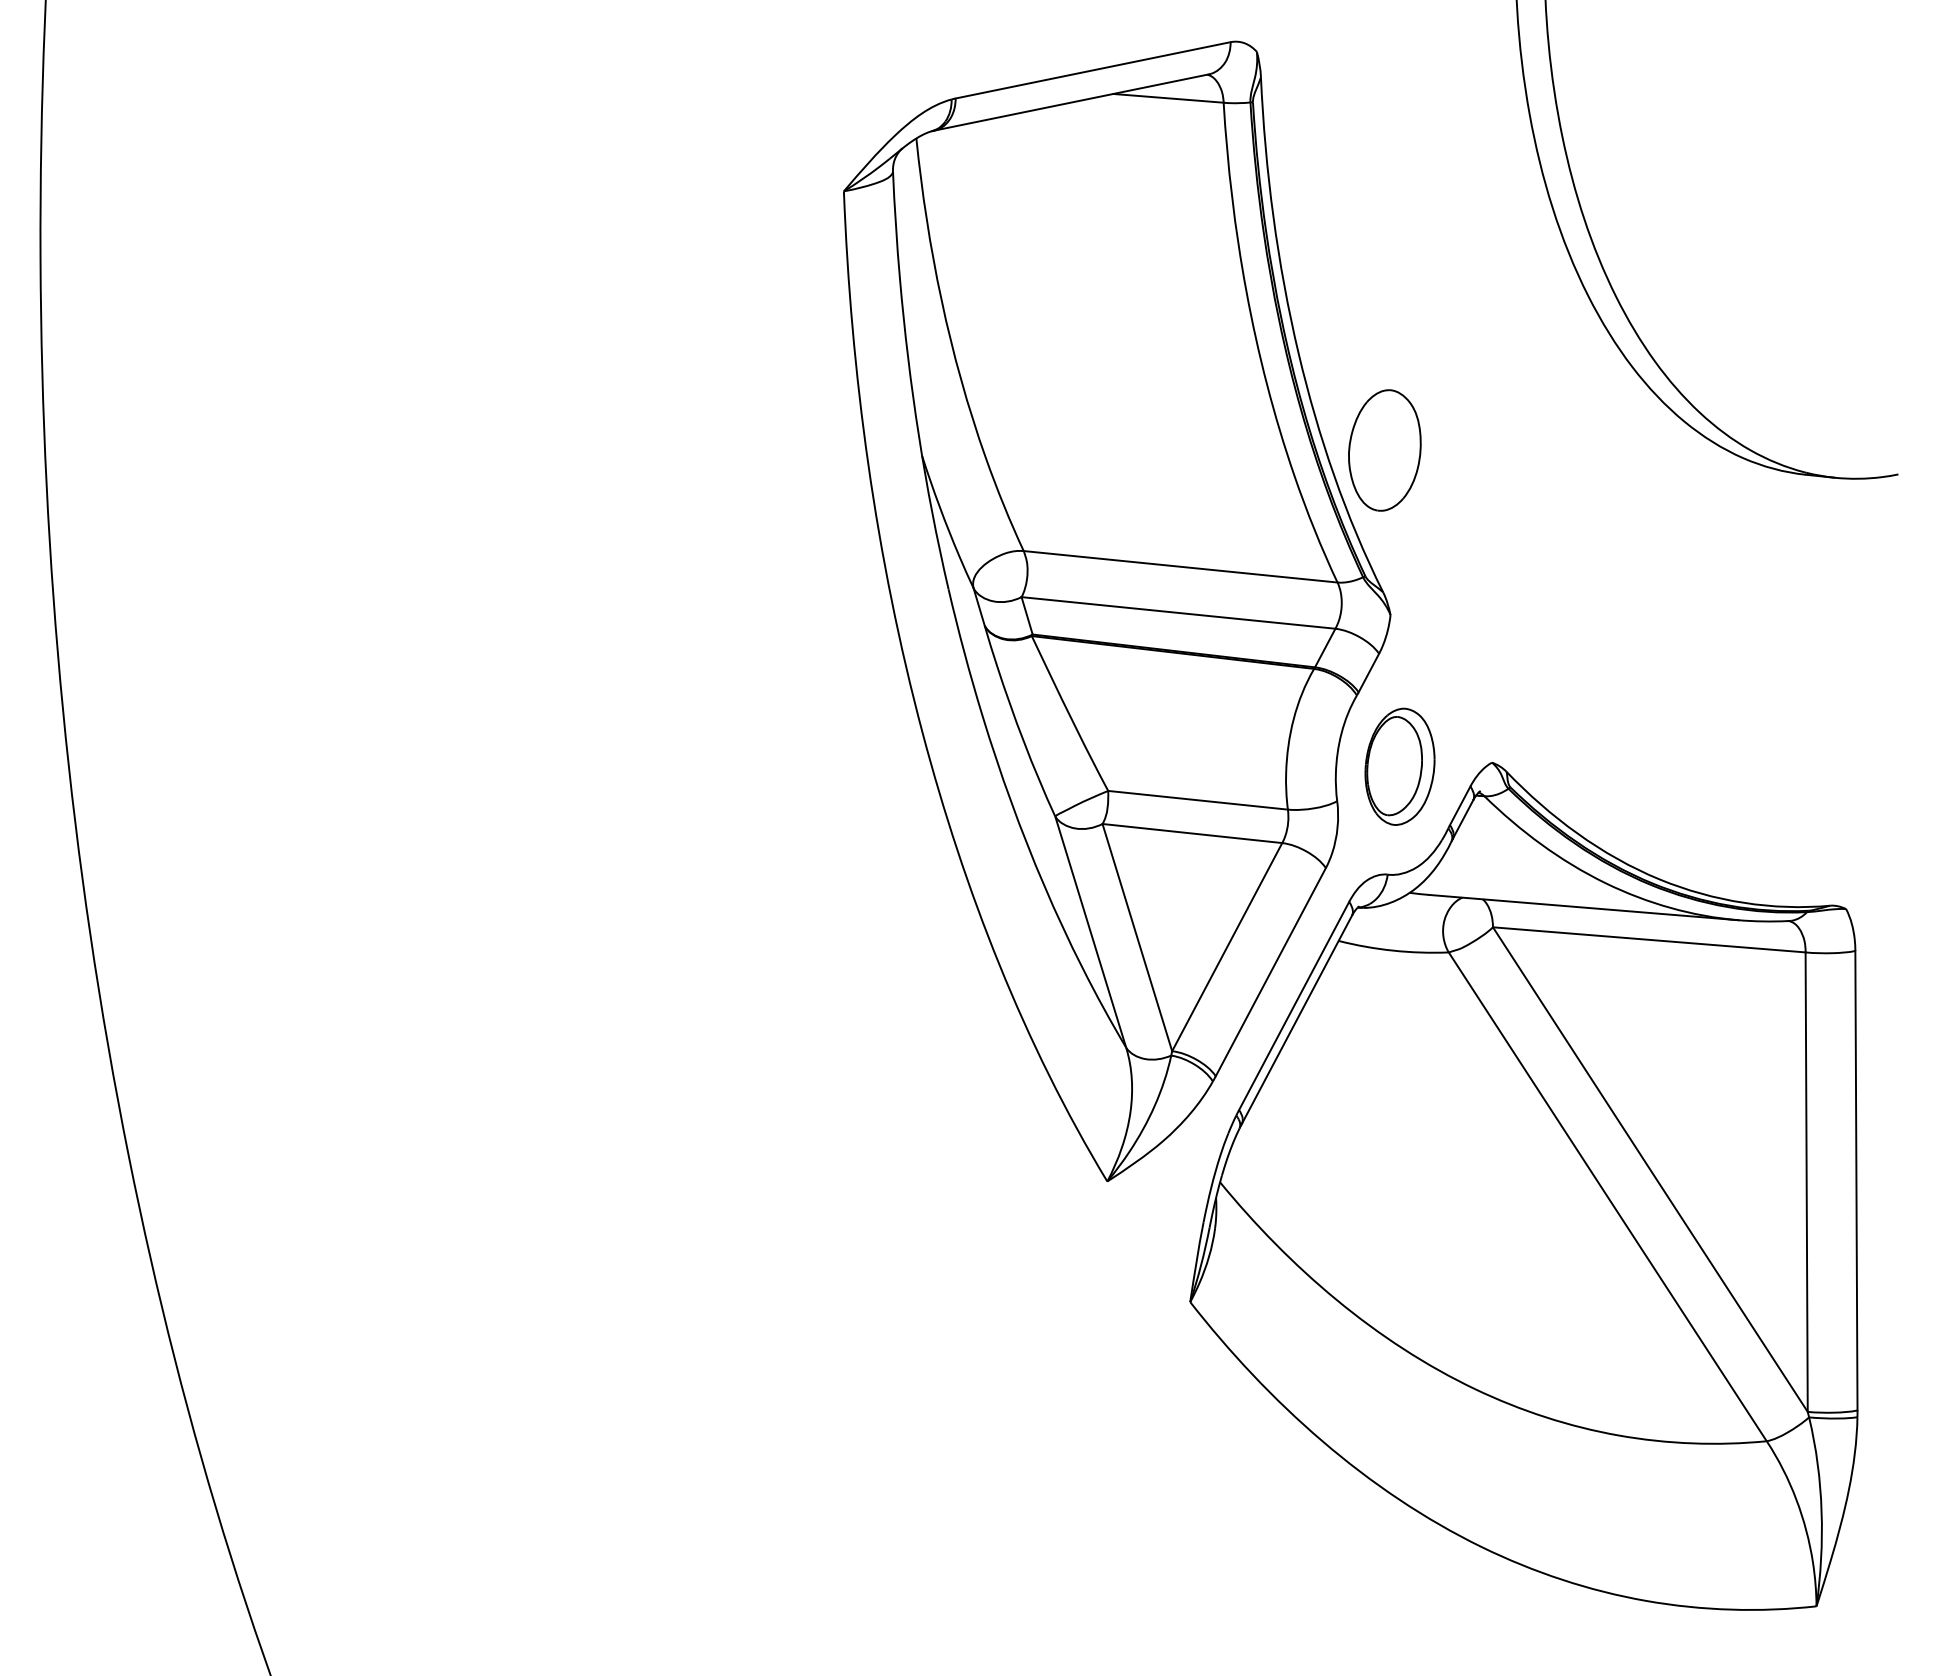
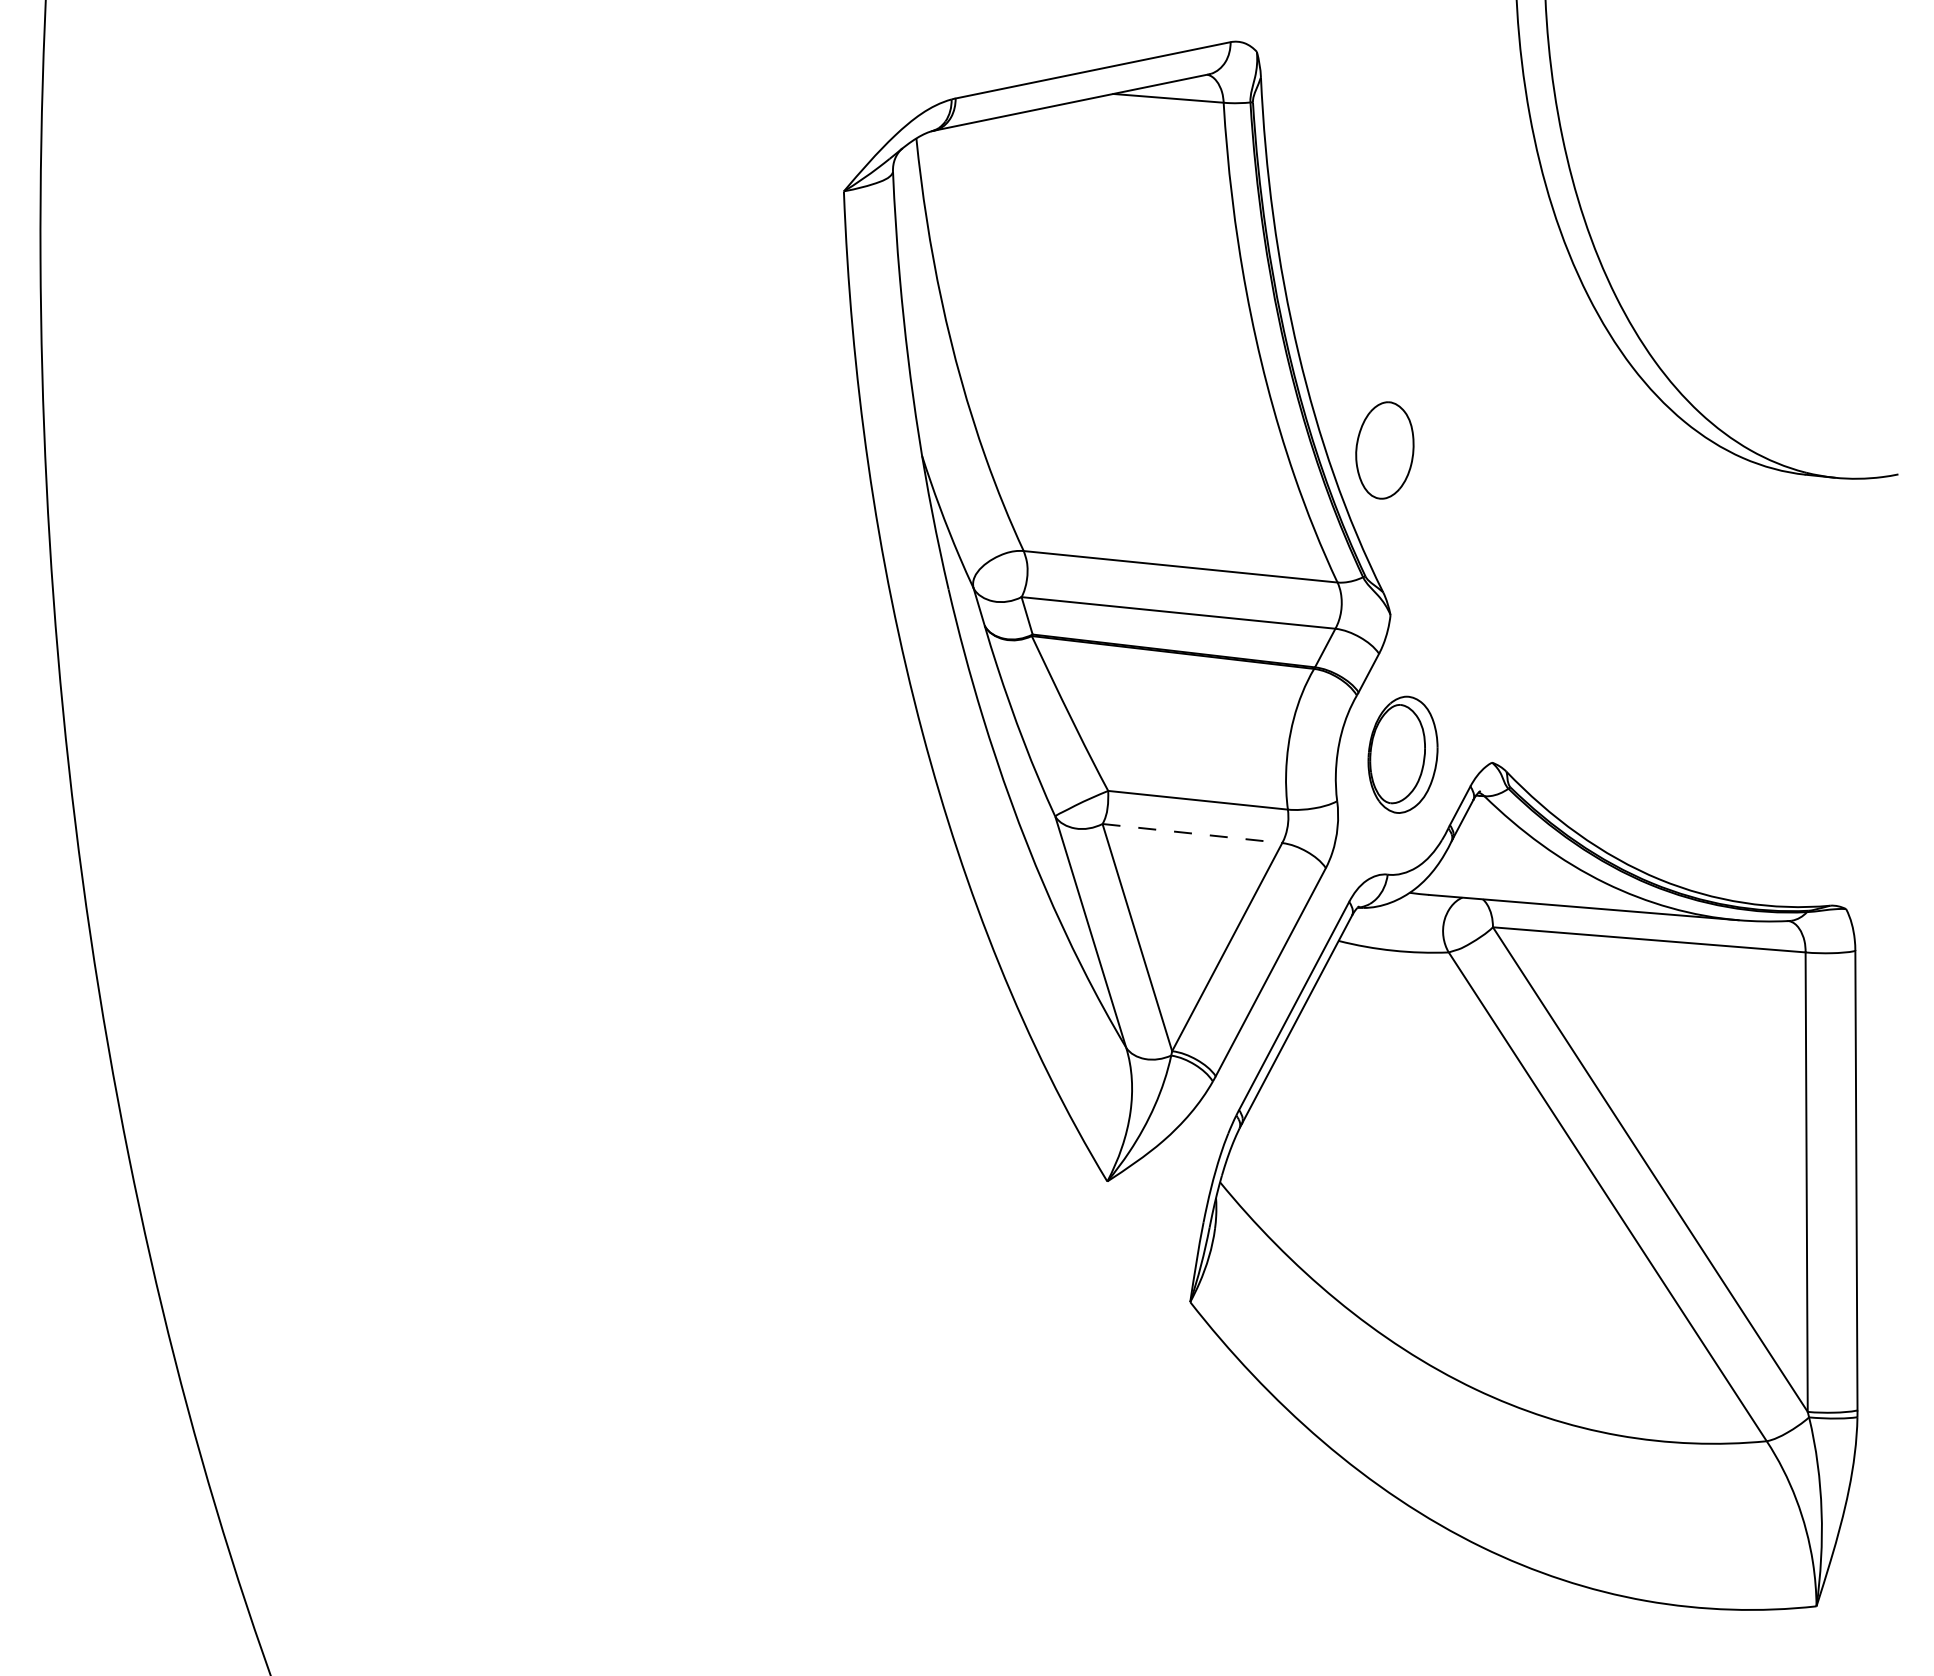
part size: 74x123 px -> 60x99 px (1384, 450)
part position: (1399, 766) -> (1402, 754) (1402, 754)
line: solid -> dashed (1192, 833)
